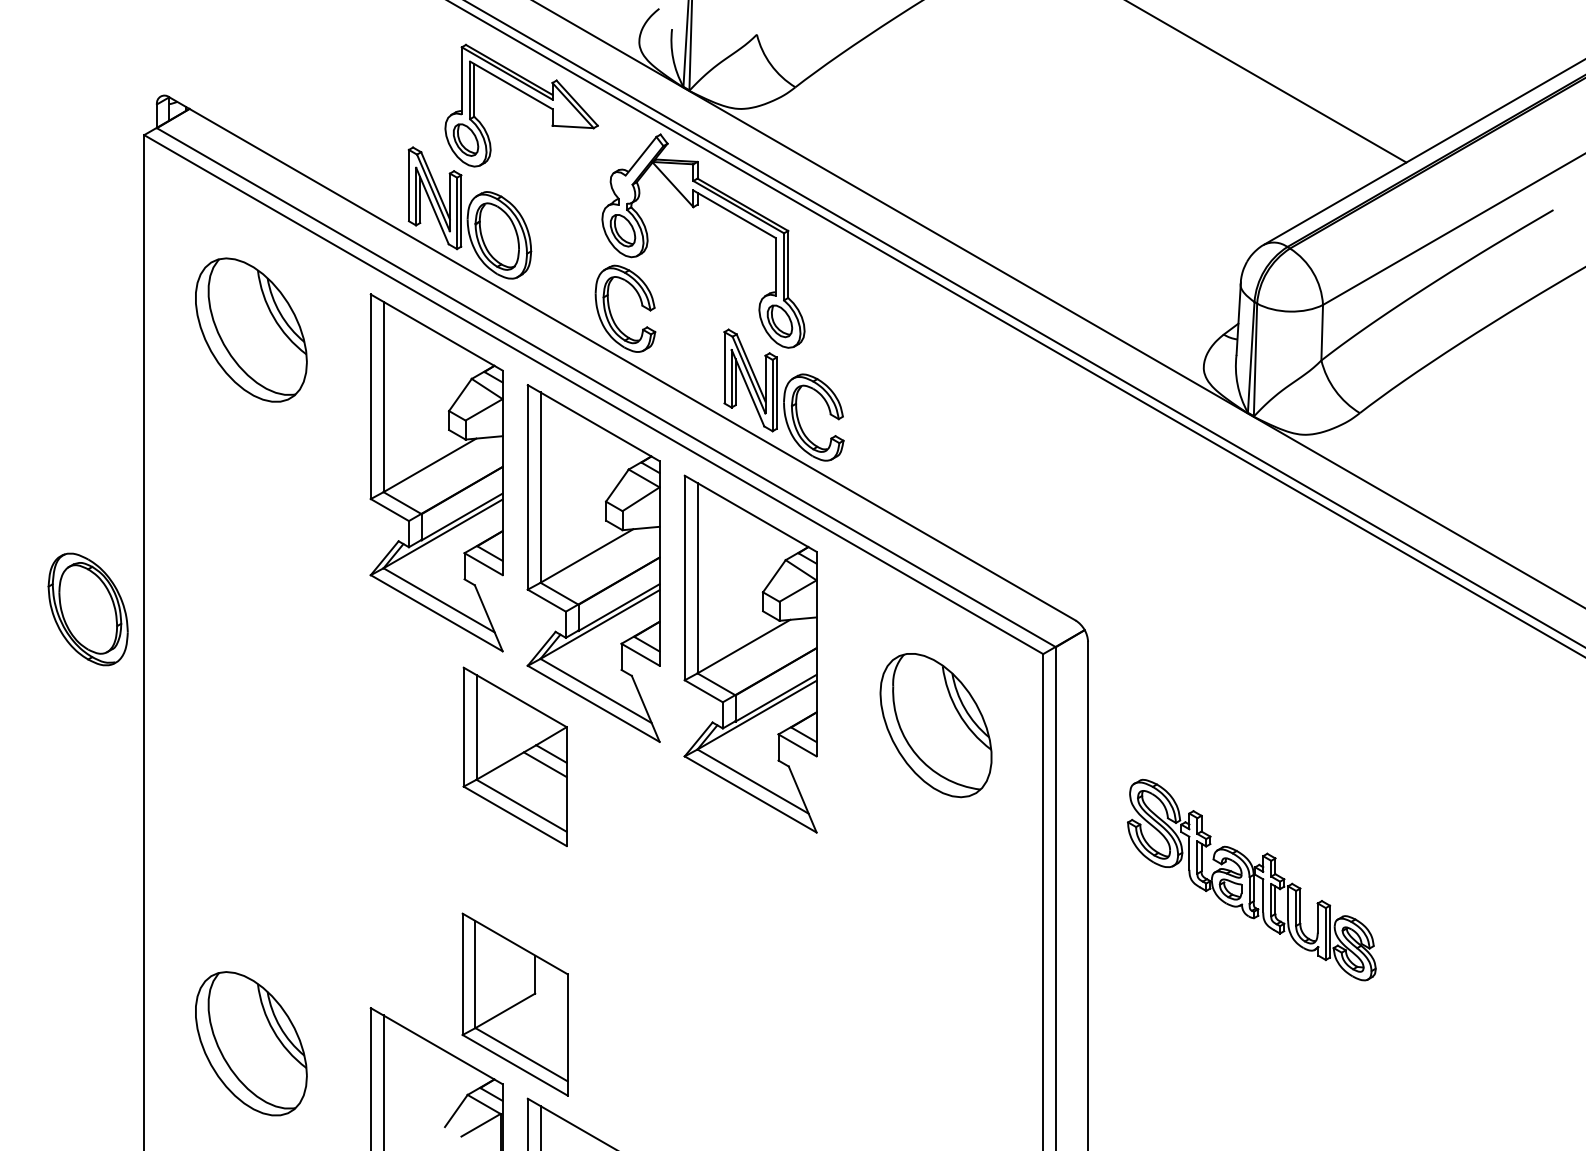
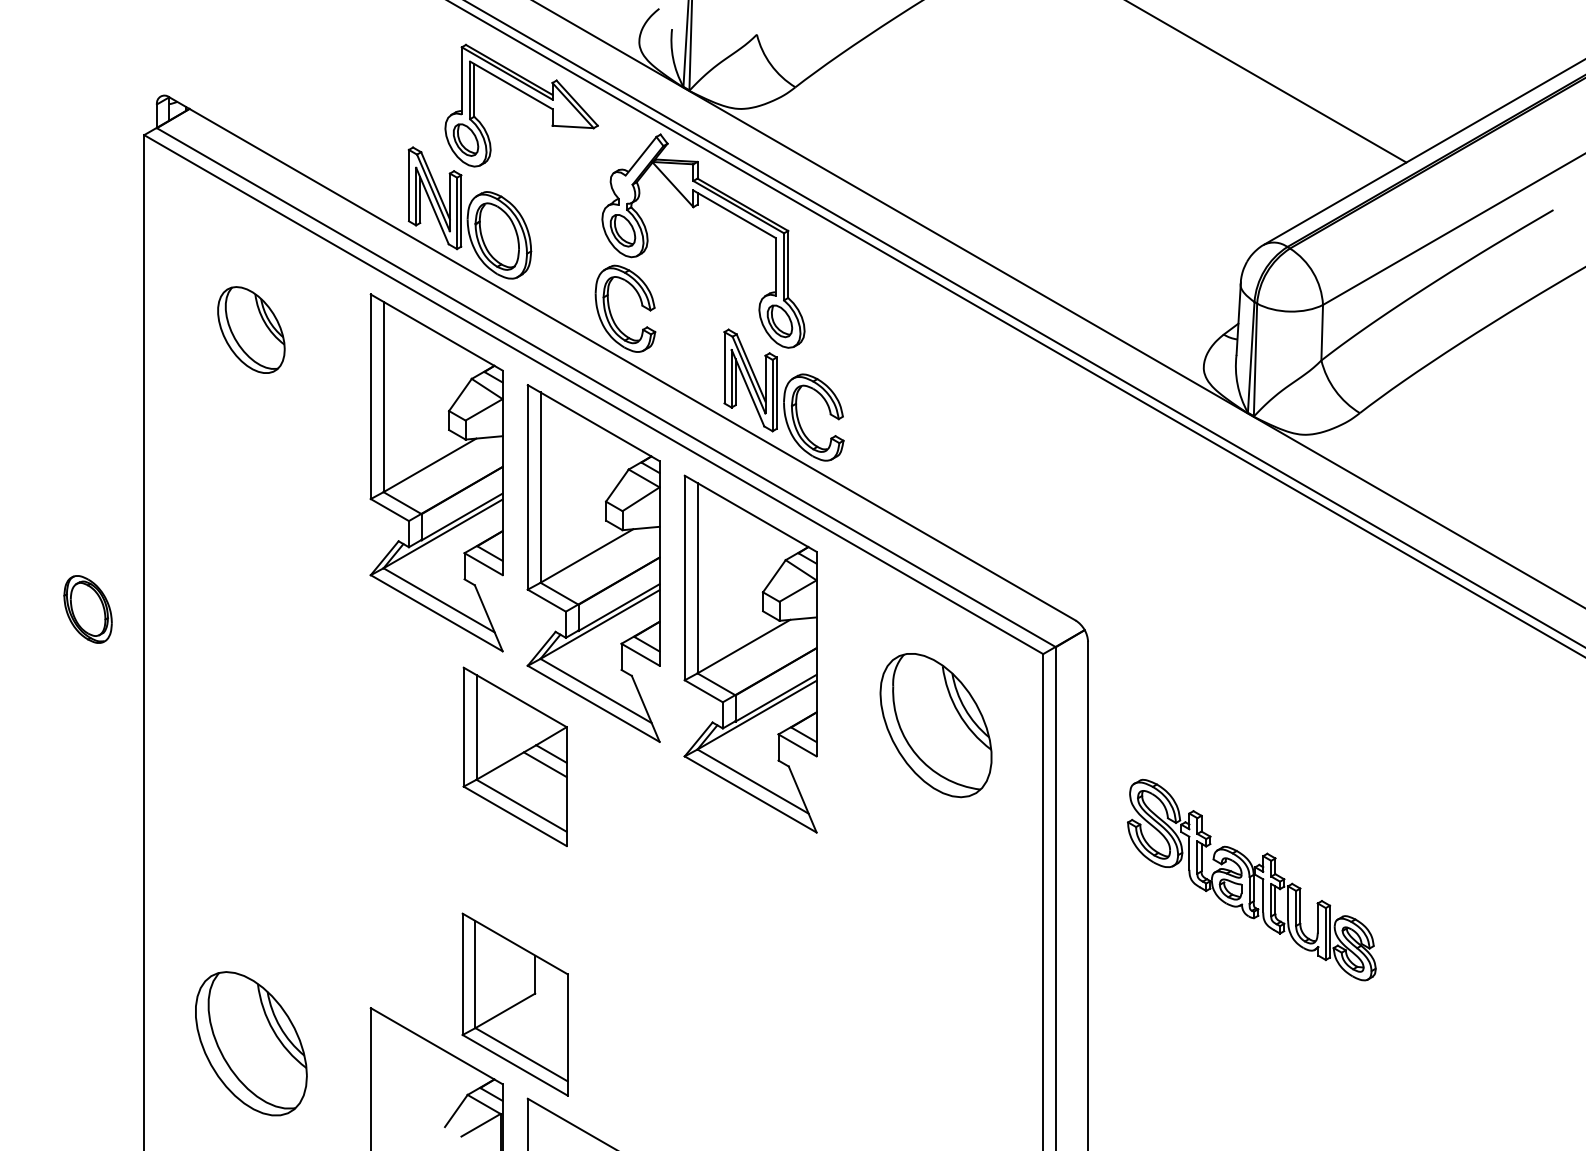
part size: 113x146 px -> 69x88 px (251, 329)
part size: 82x115 px -> 50x69 px (87, 609)
line: present -> none (383, 1081)
line: present -> none (540, 1126)
